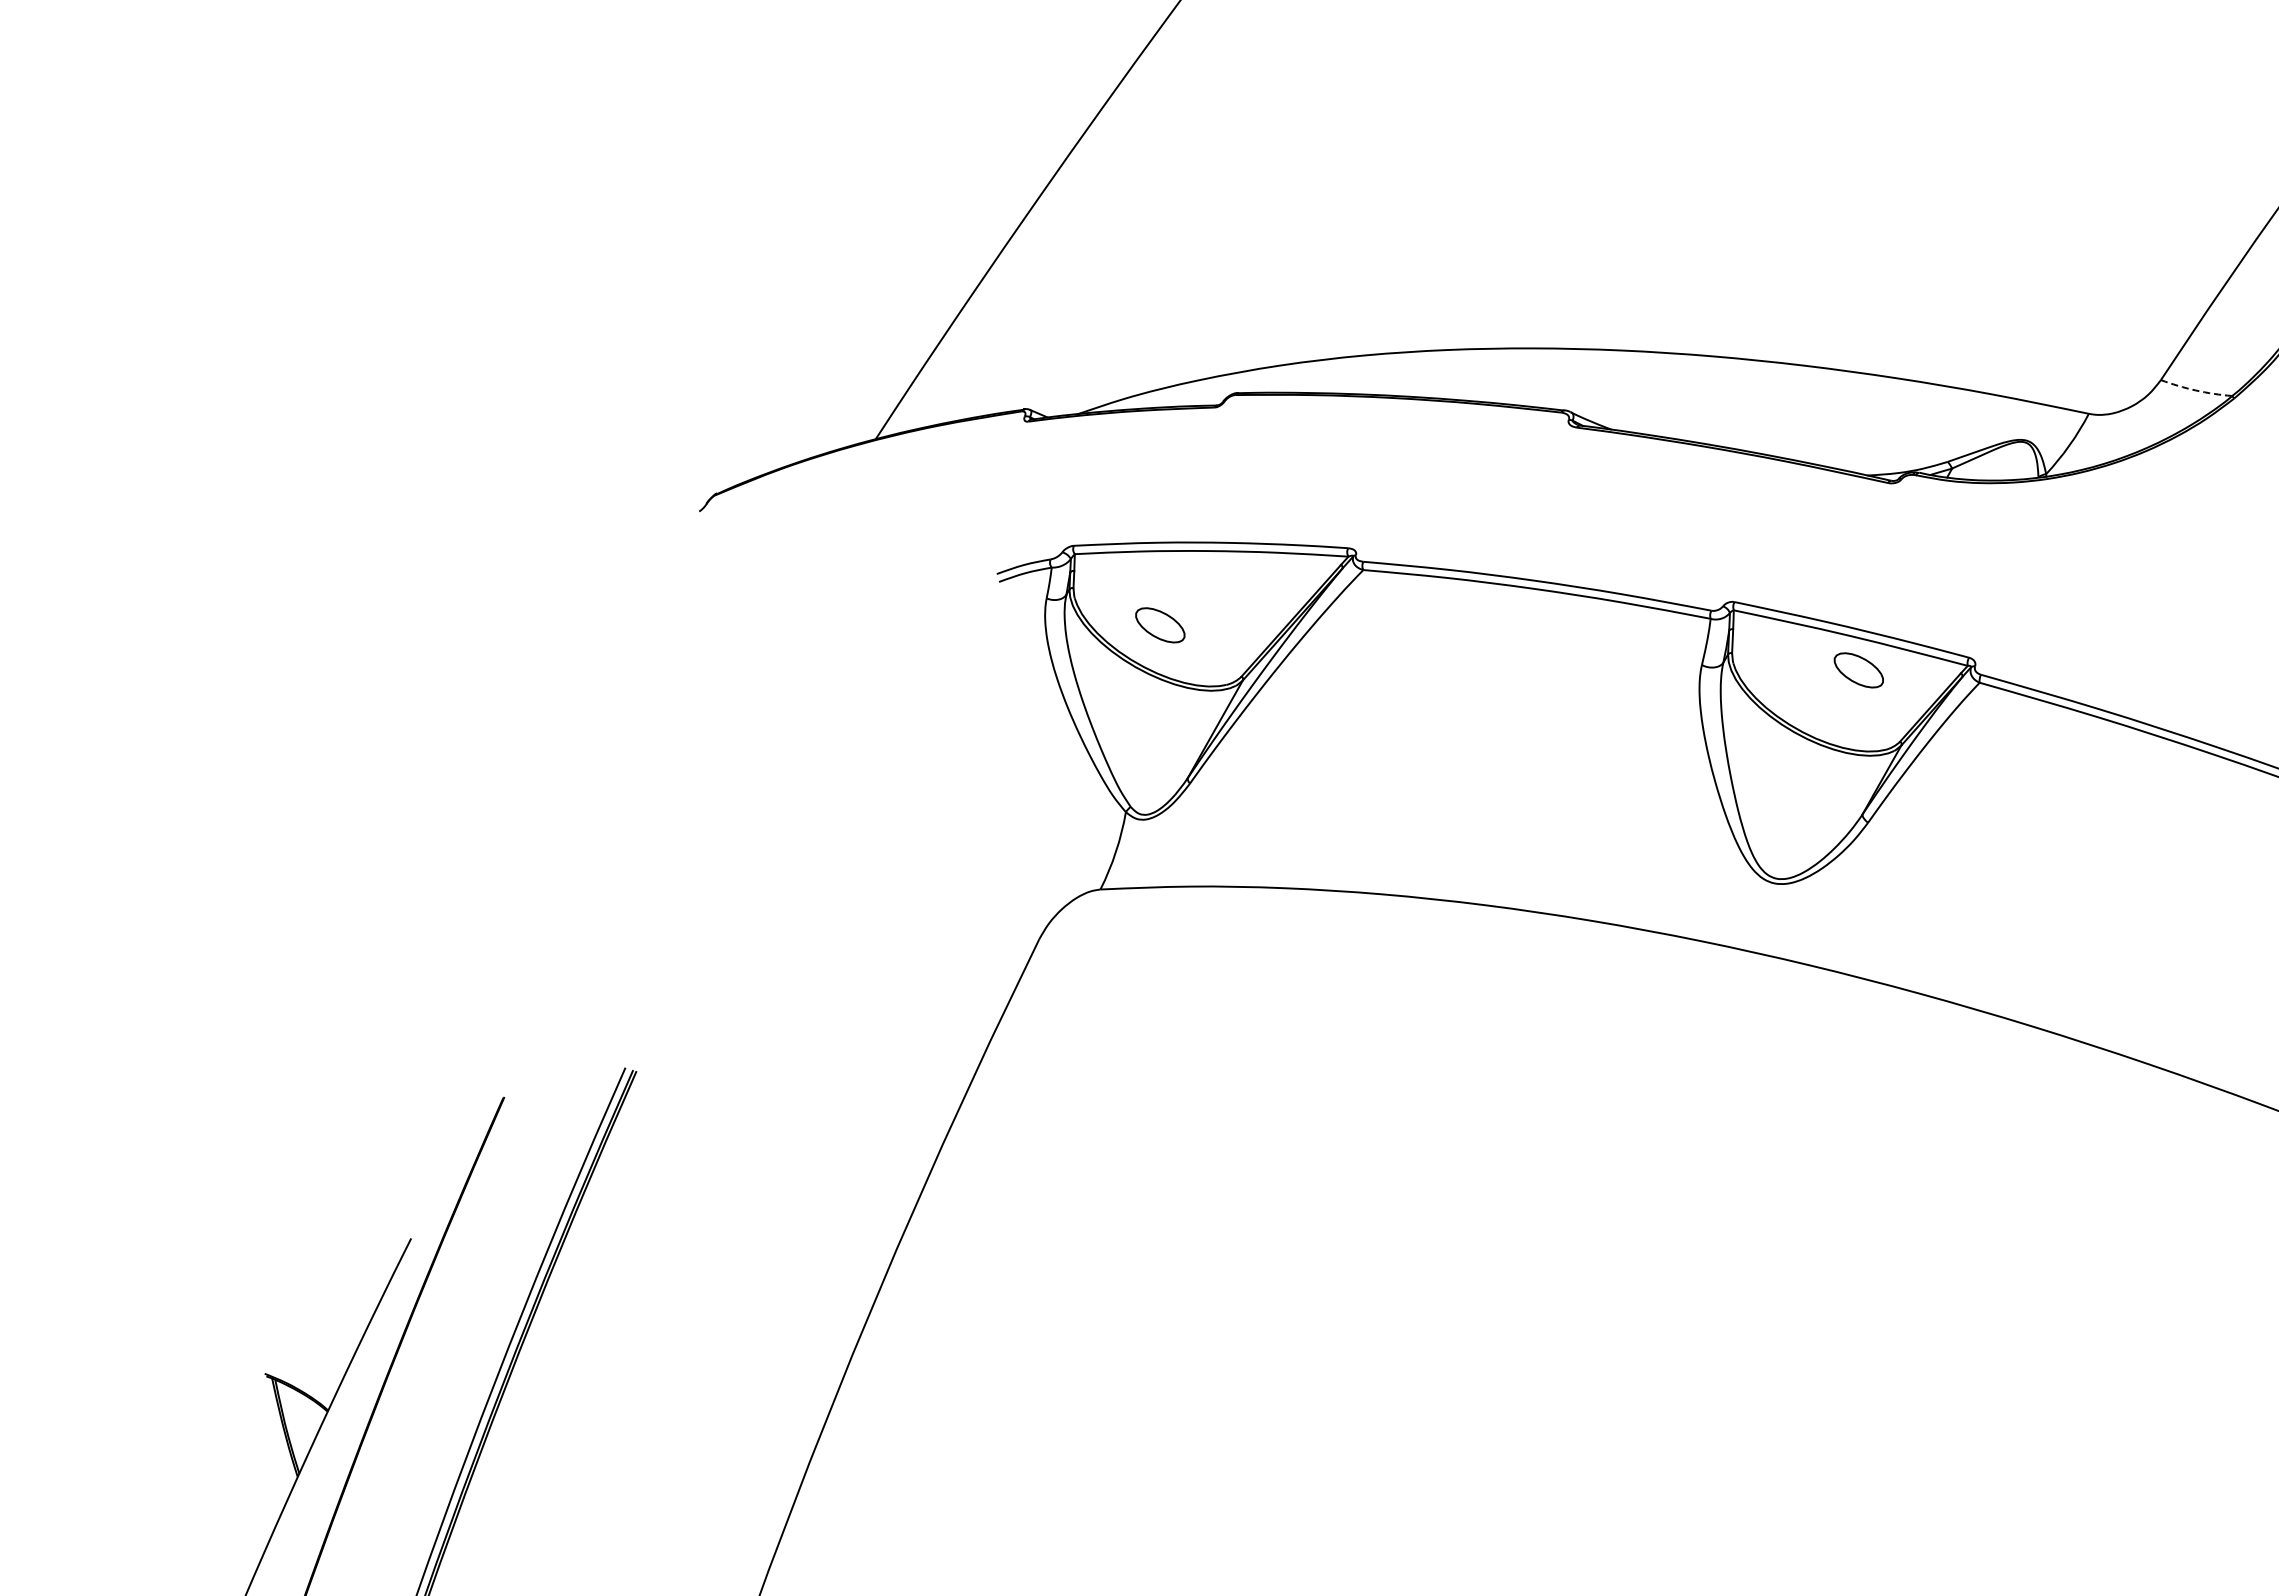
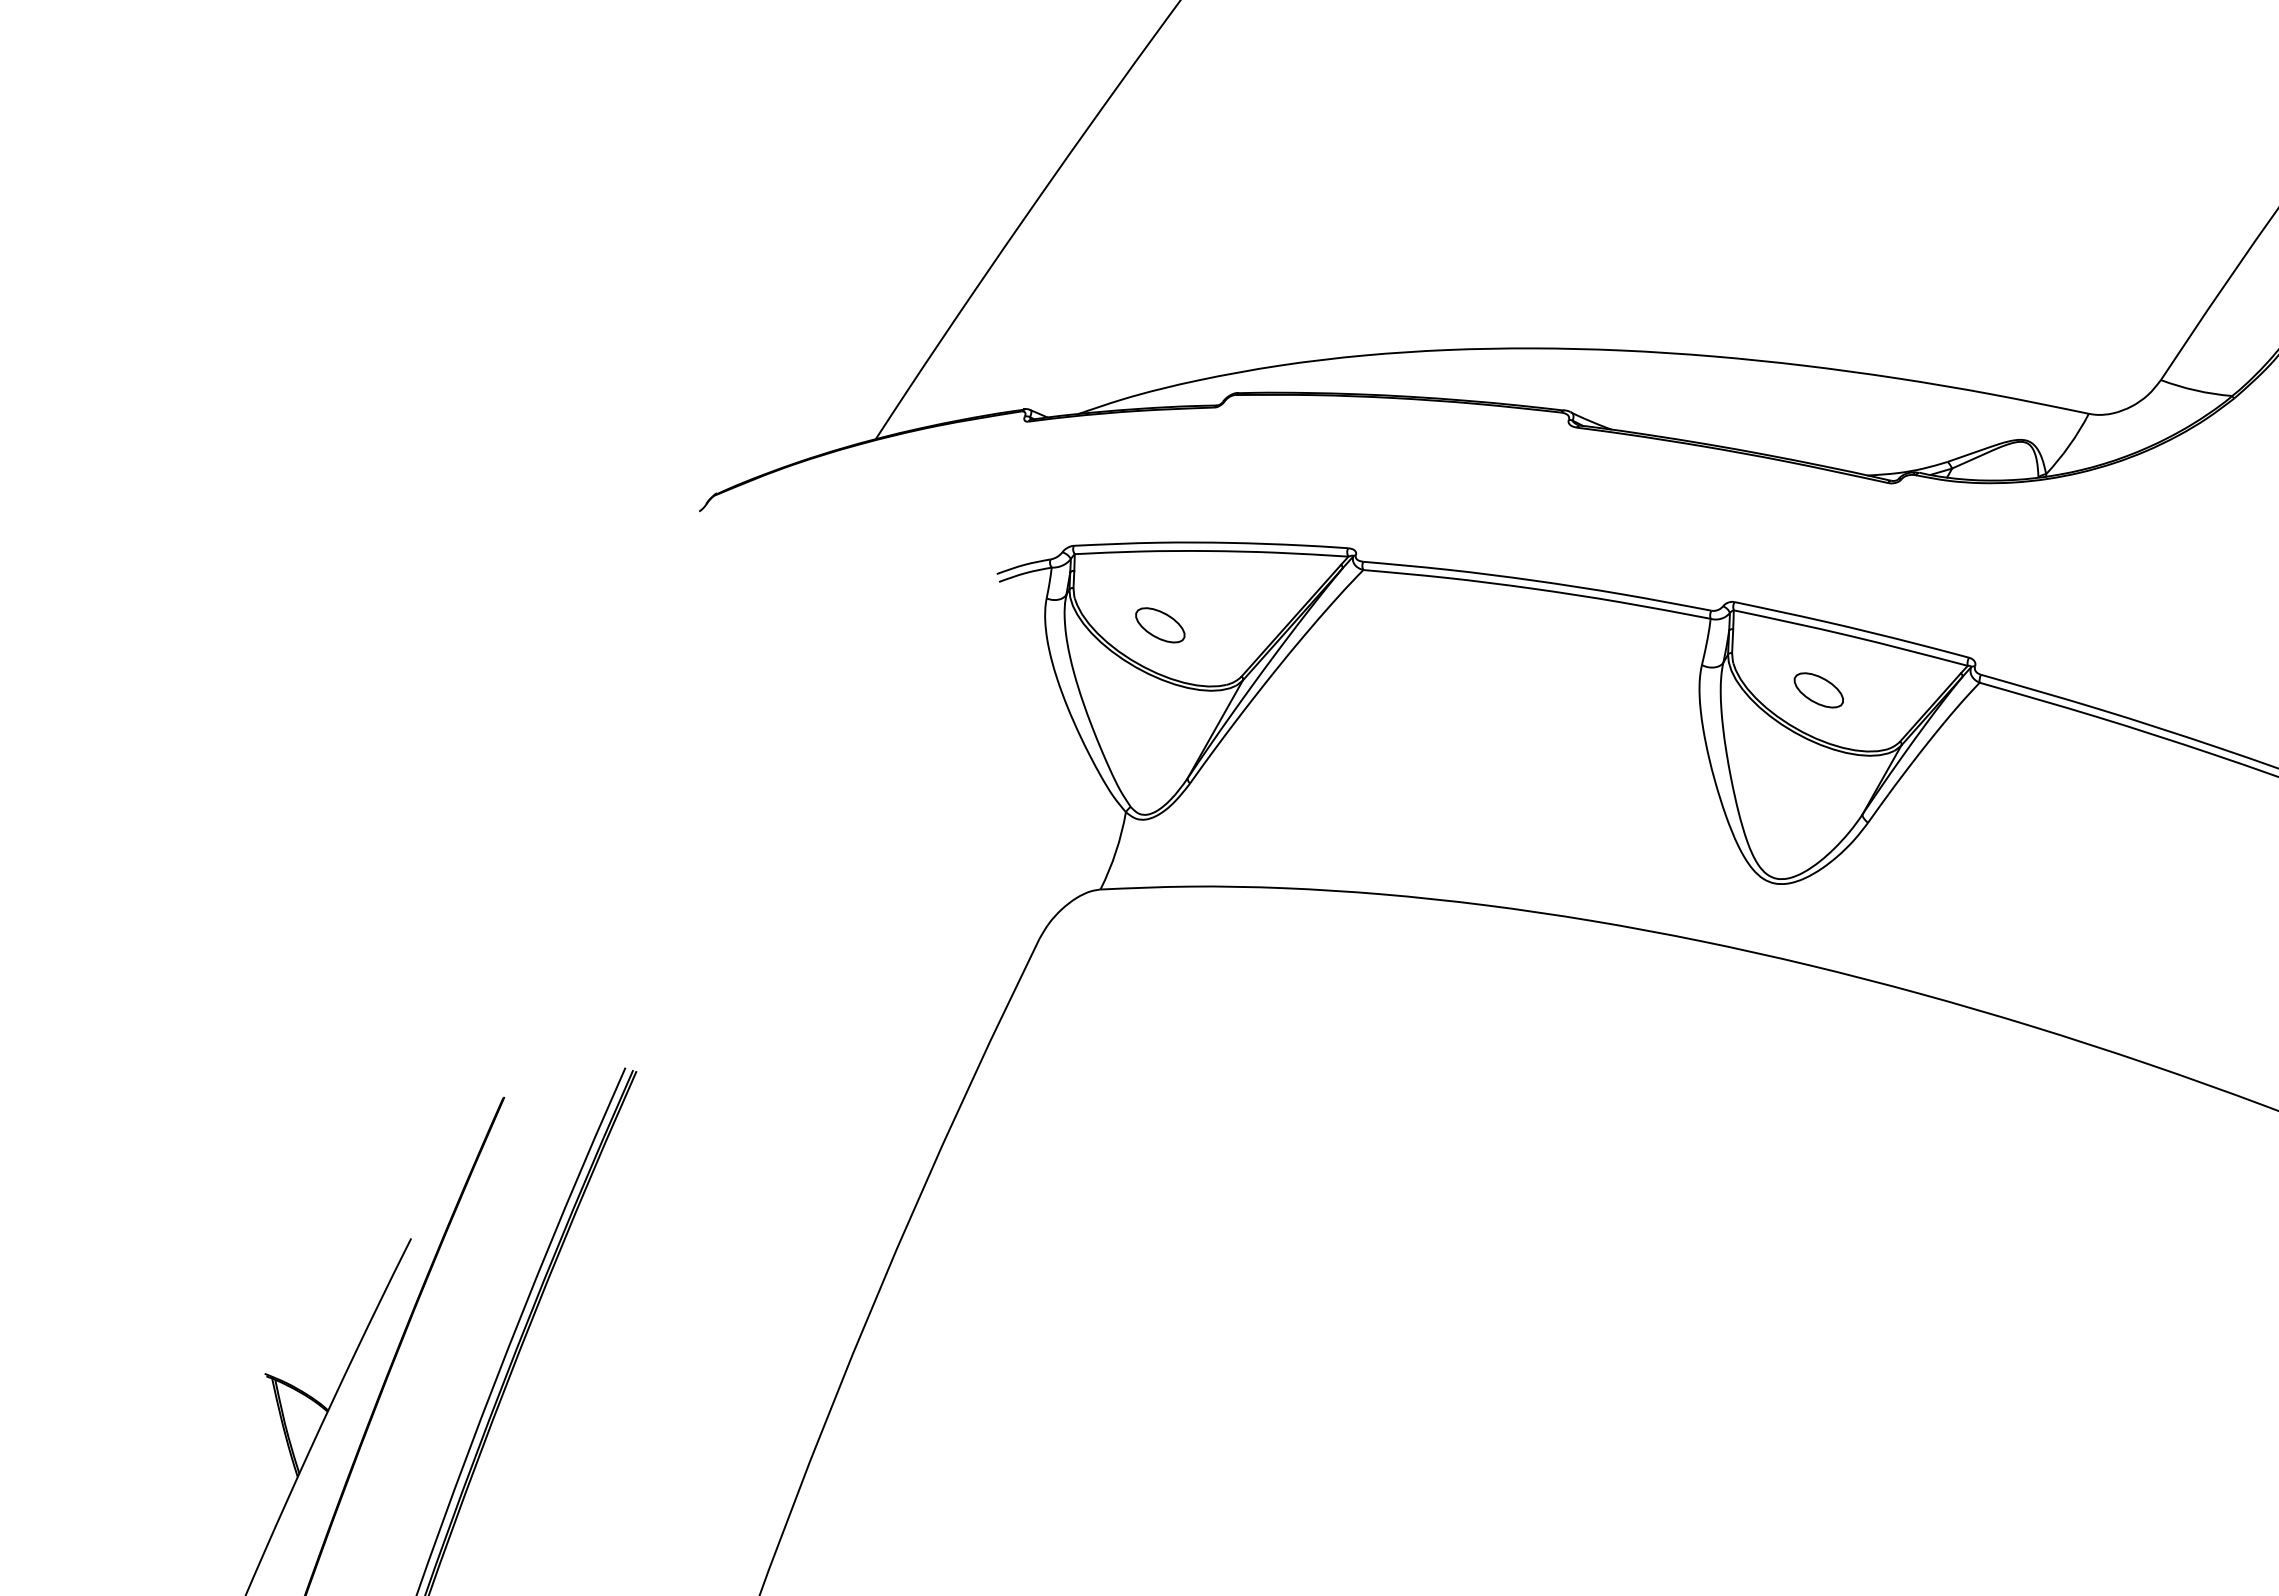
arc: dashed -> solid (2195, 390)
part position: (1858, 670) -> (1818, 690) (1818, 690)
